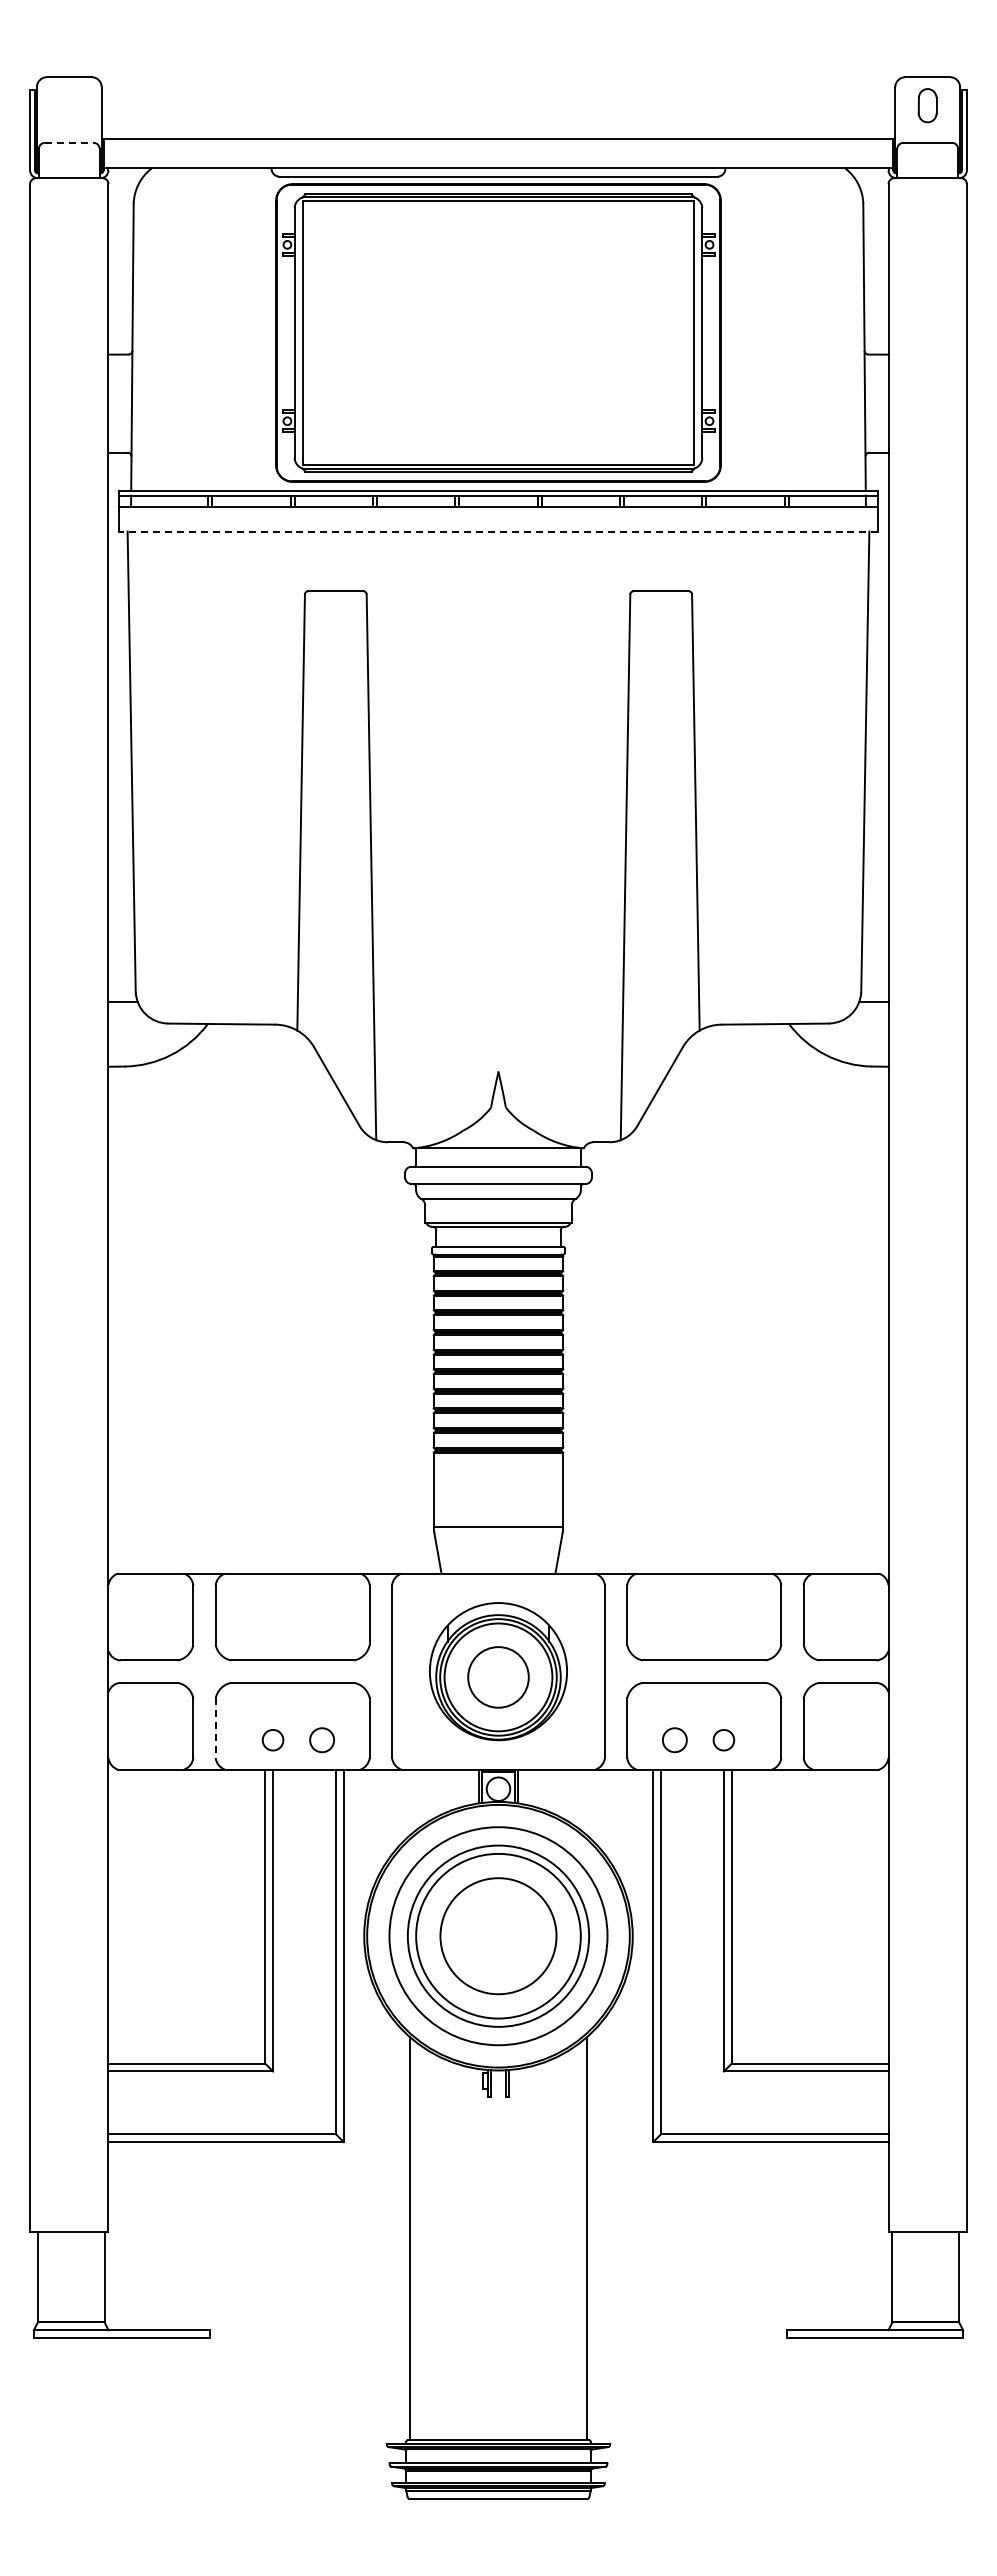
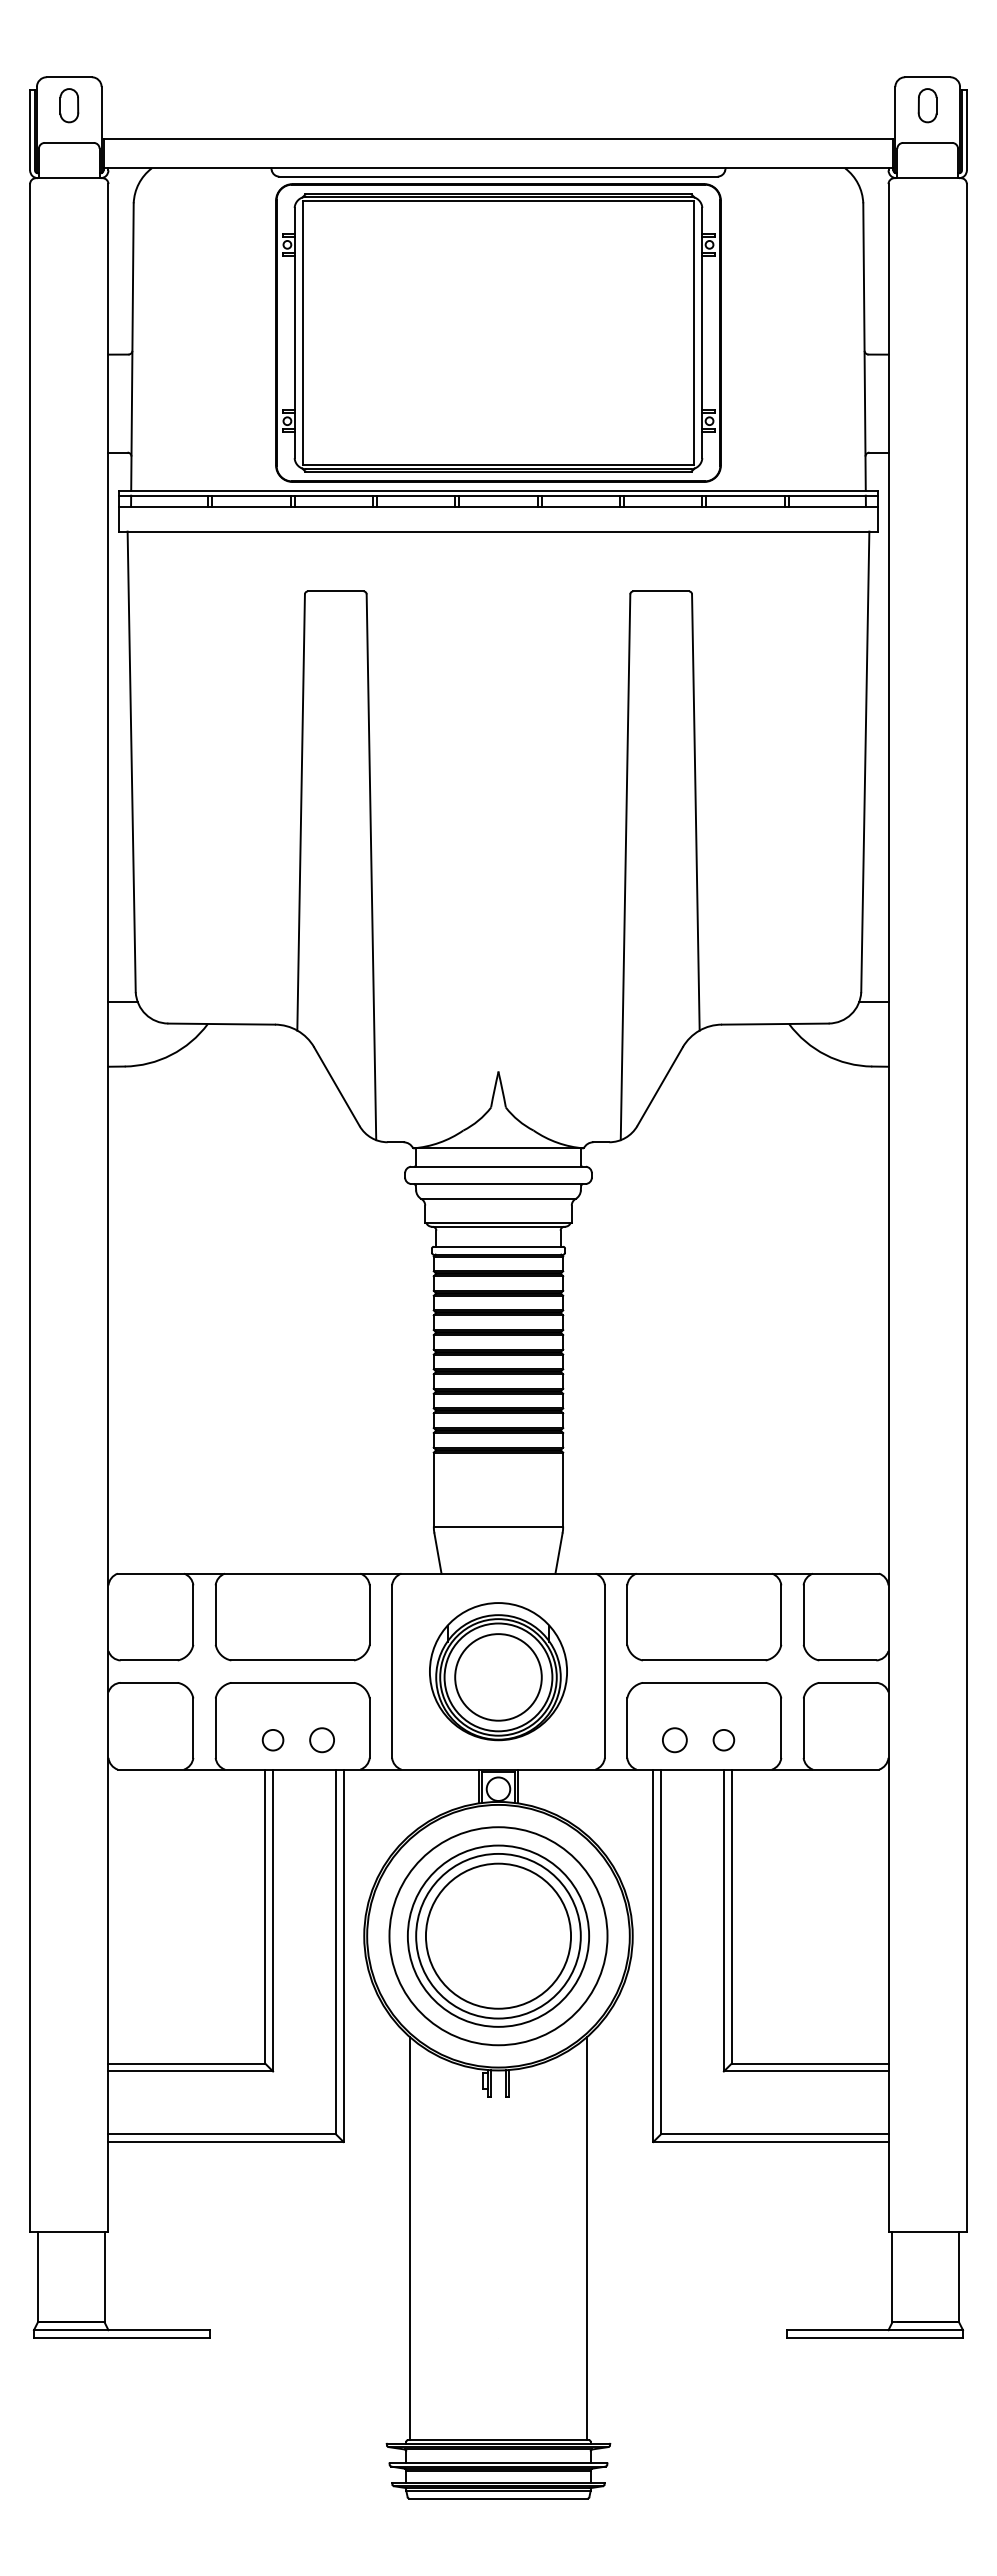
part: none -> present (69, 105)
line: dashed -> solid (69, 142)
line: dashed -> solid (498, 531)
circle diameter: 61 px -> 87 px (498, 1677)
line: dashed -> solid (215, 1728)
circle diameter: 116 px -> 145 px (498, 1935)
